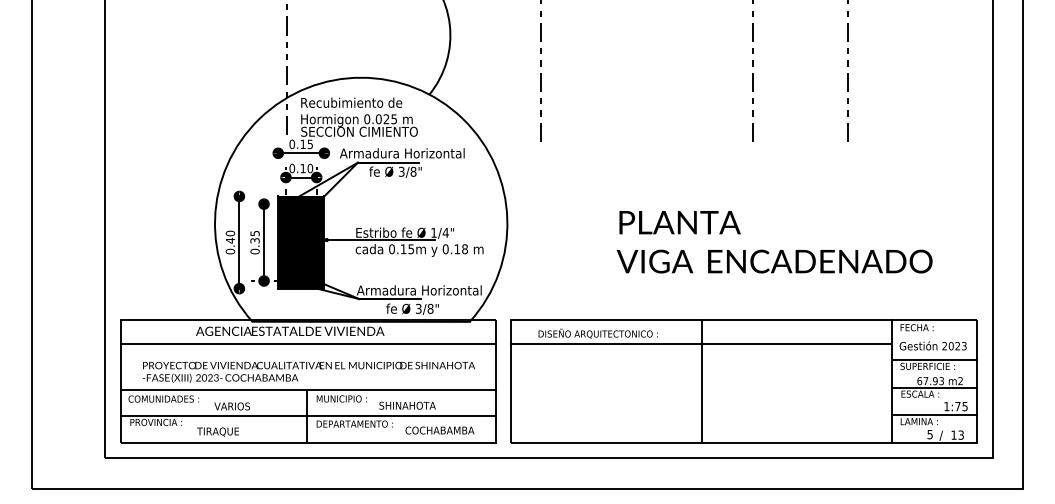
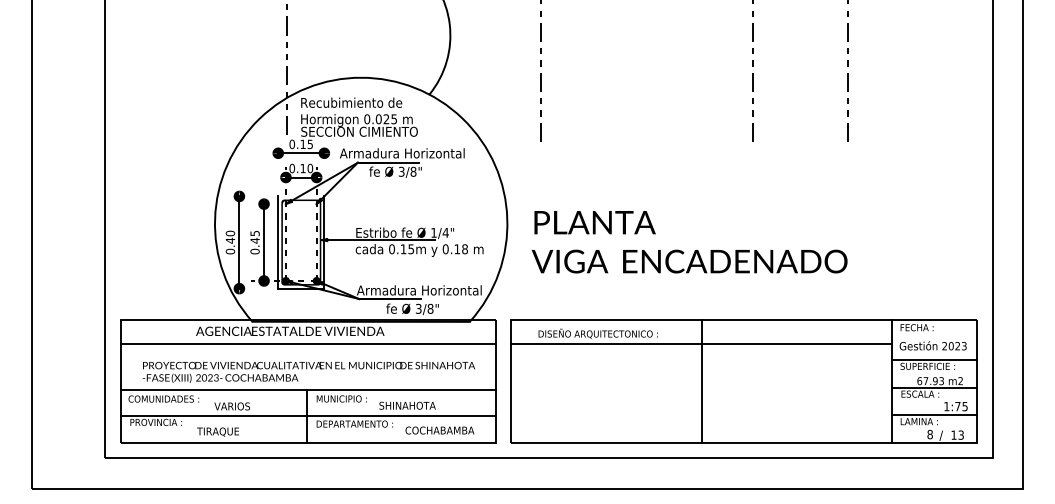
text: 0.35 -> 0.45 (254, 240)
fill: present -> none (301, 242)
text position: (774, 242) -> (689, 242) (689, 242)
text: 5 -> 8 (929, 434)
